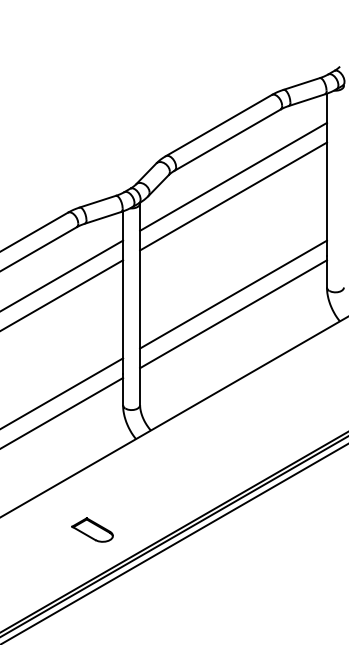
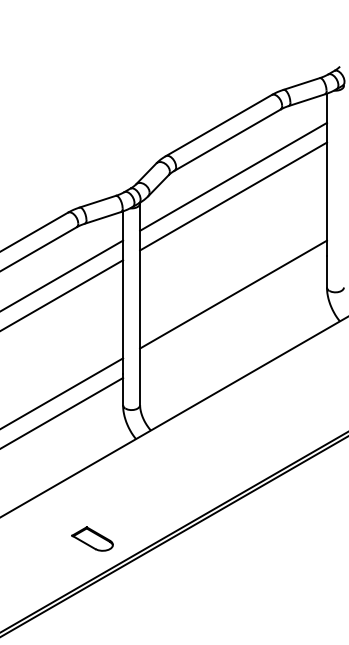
line: present -> none (233, 314)
part position: (92, 529) -> (92, 538) (92, 538)
line: present -> none (175, 543)
